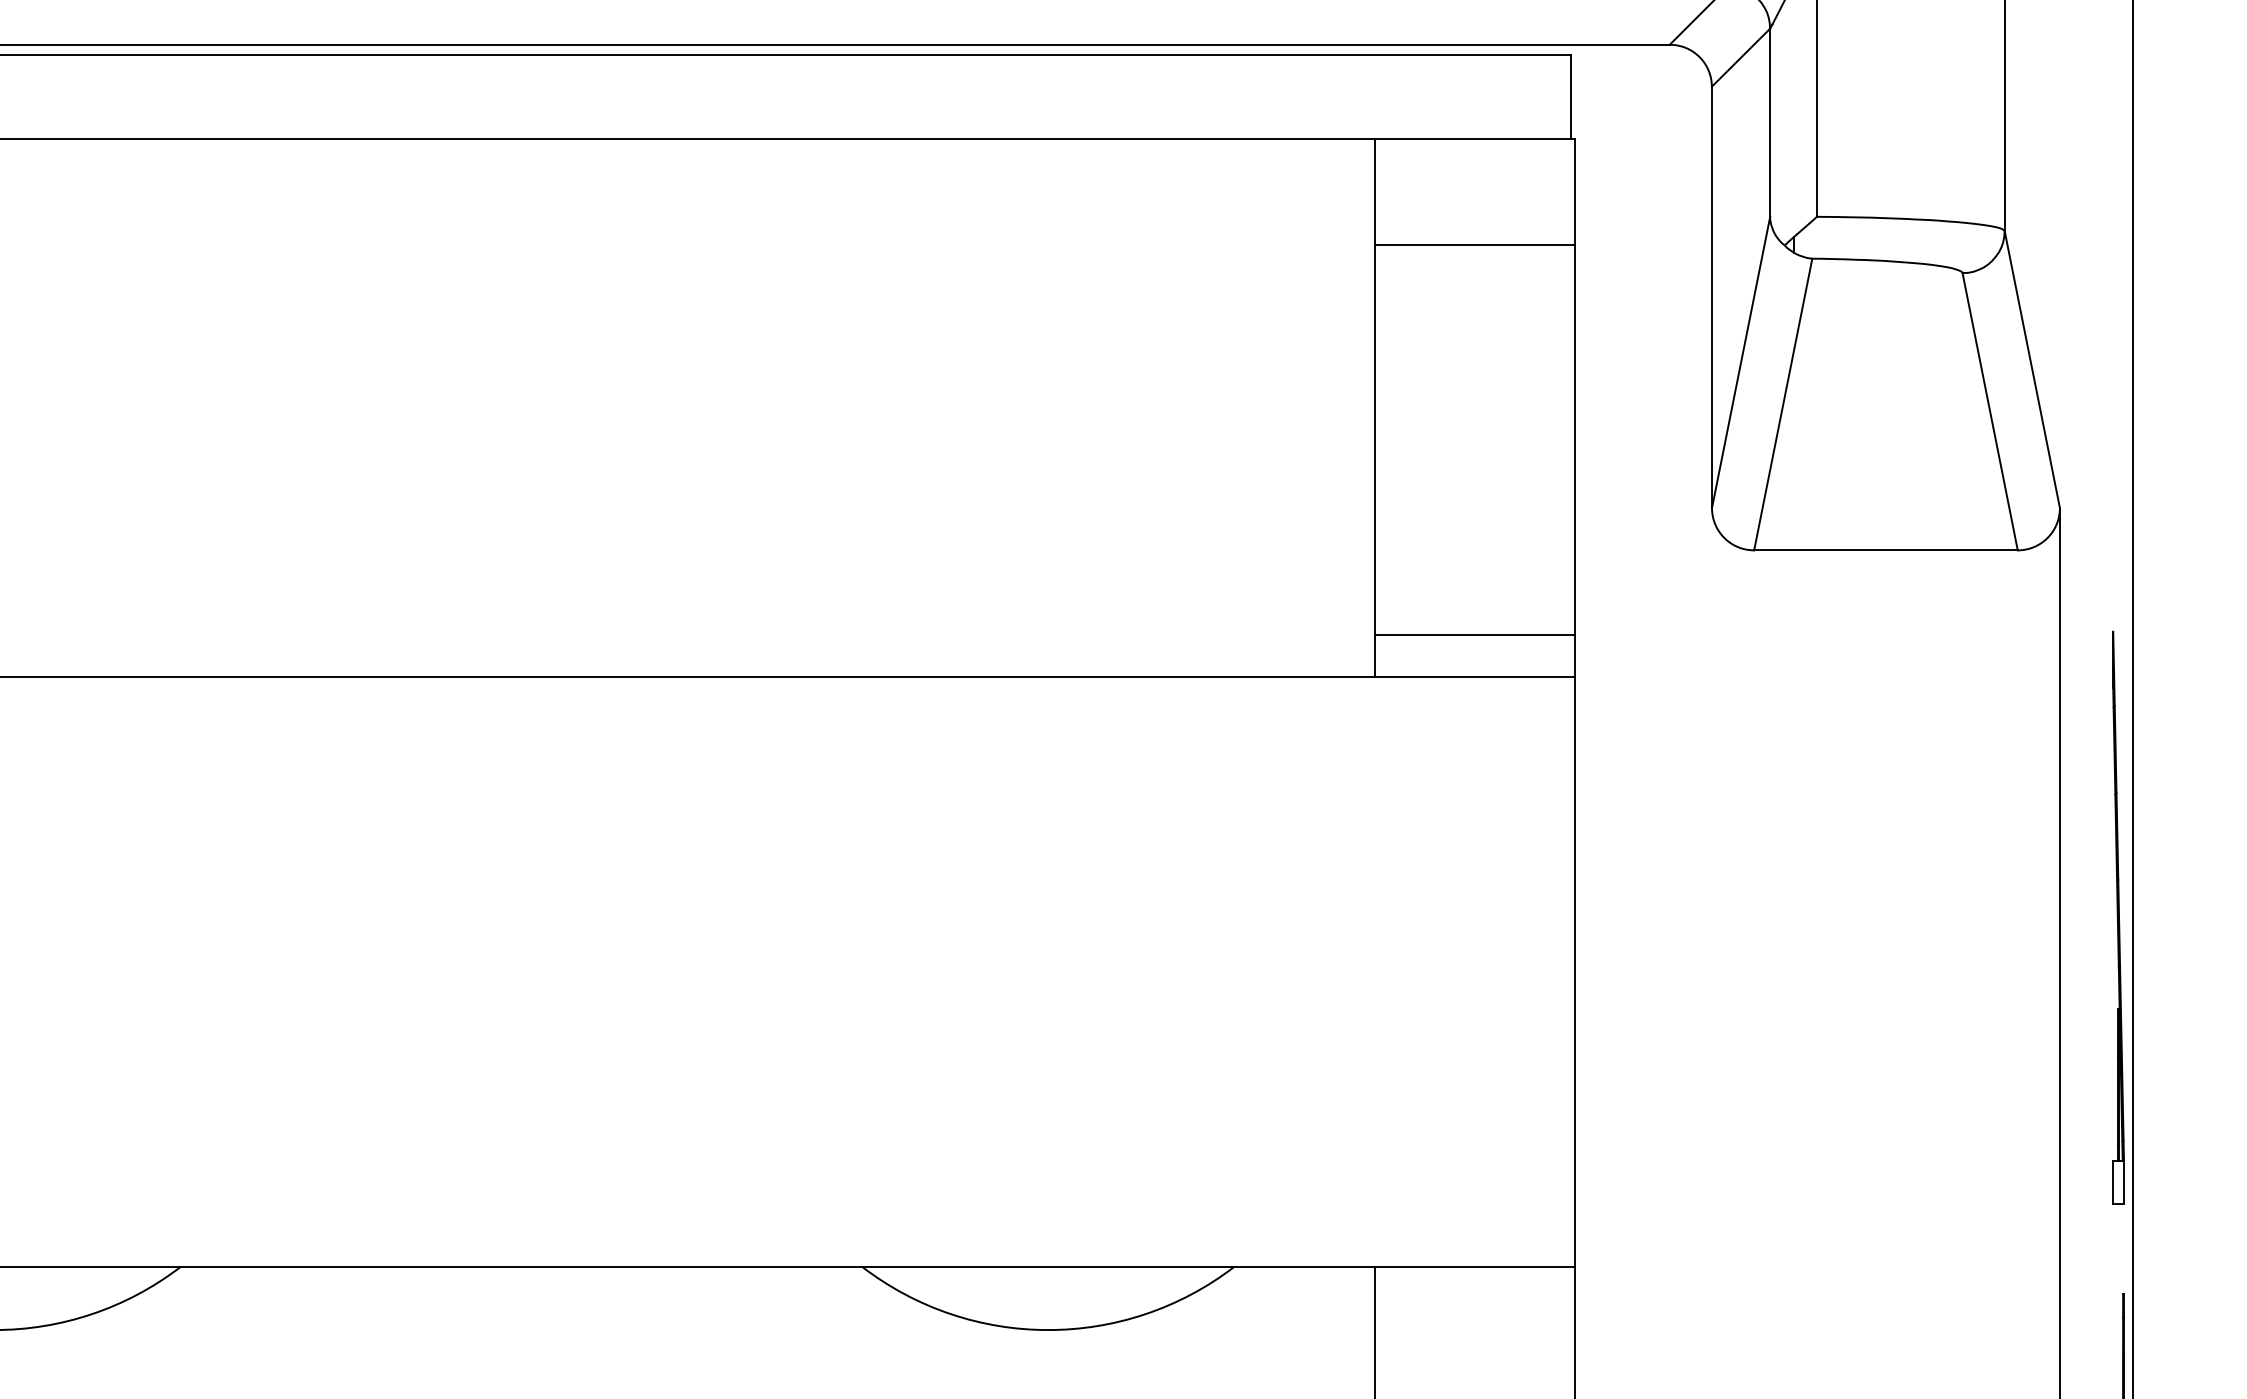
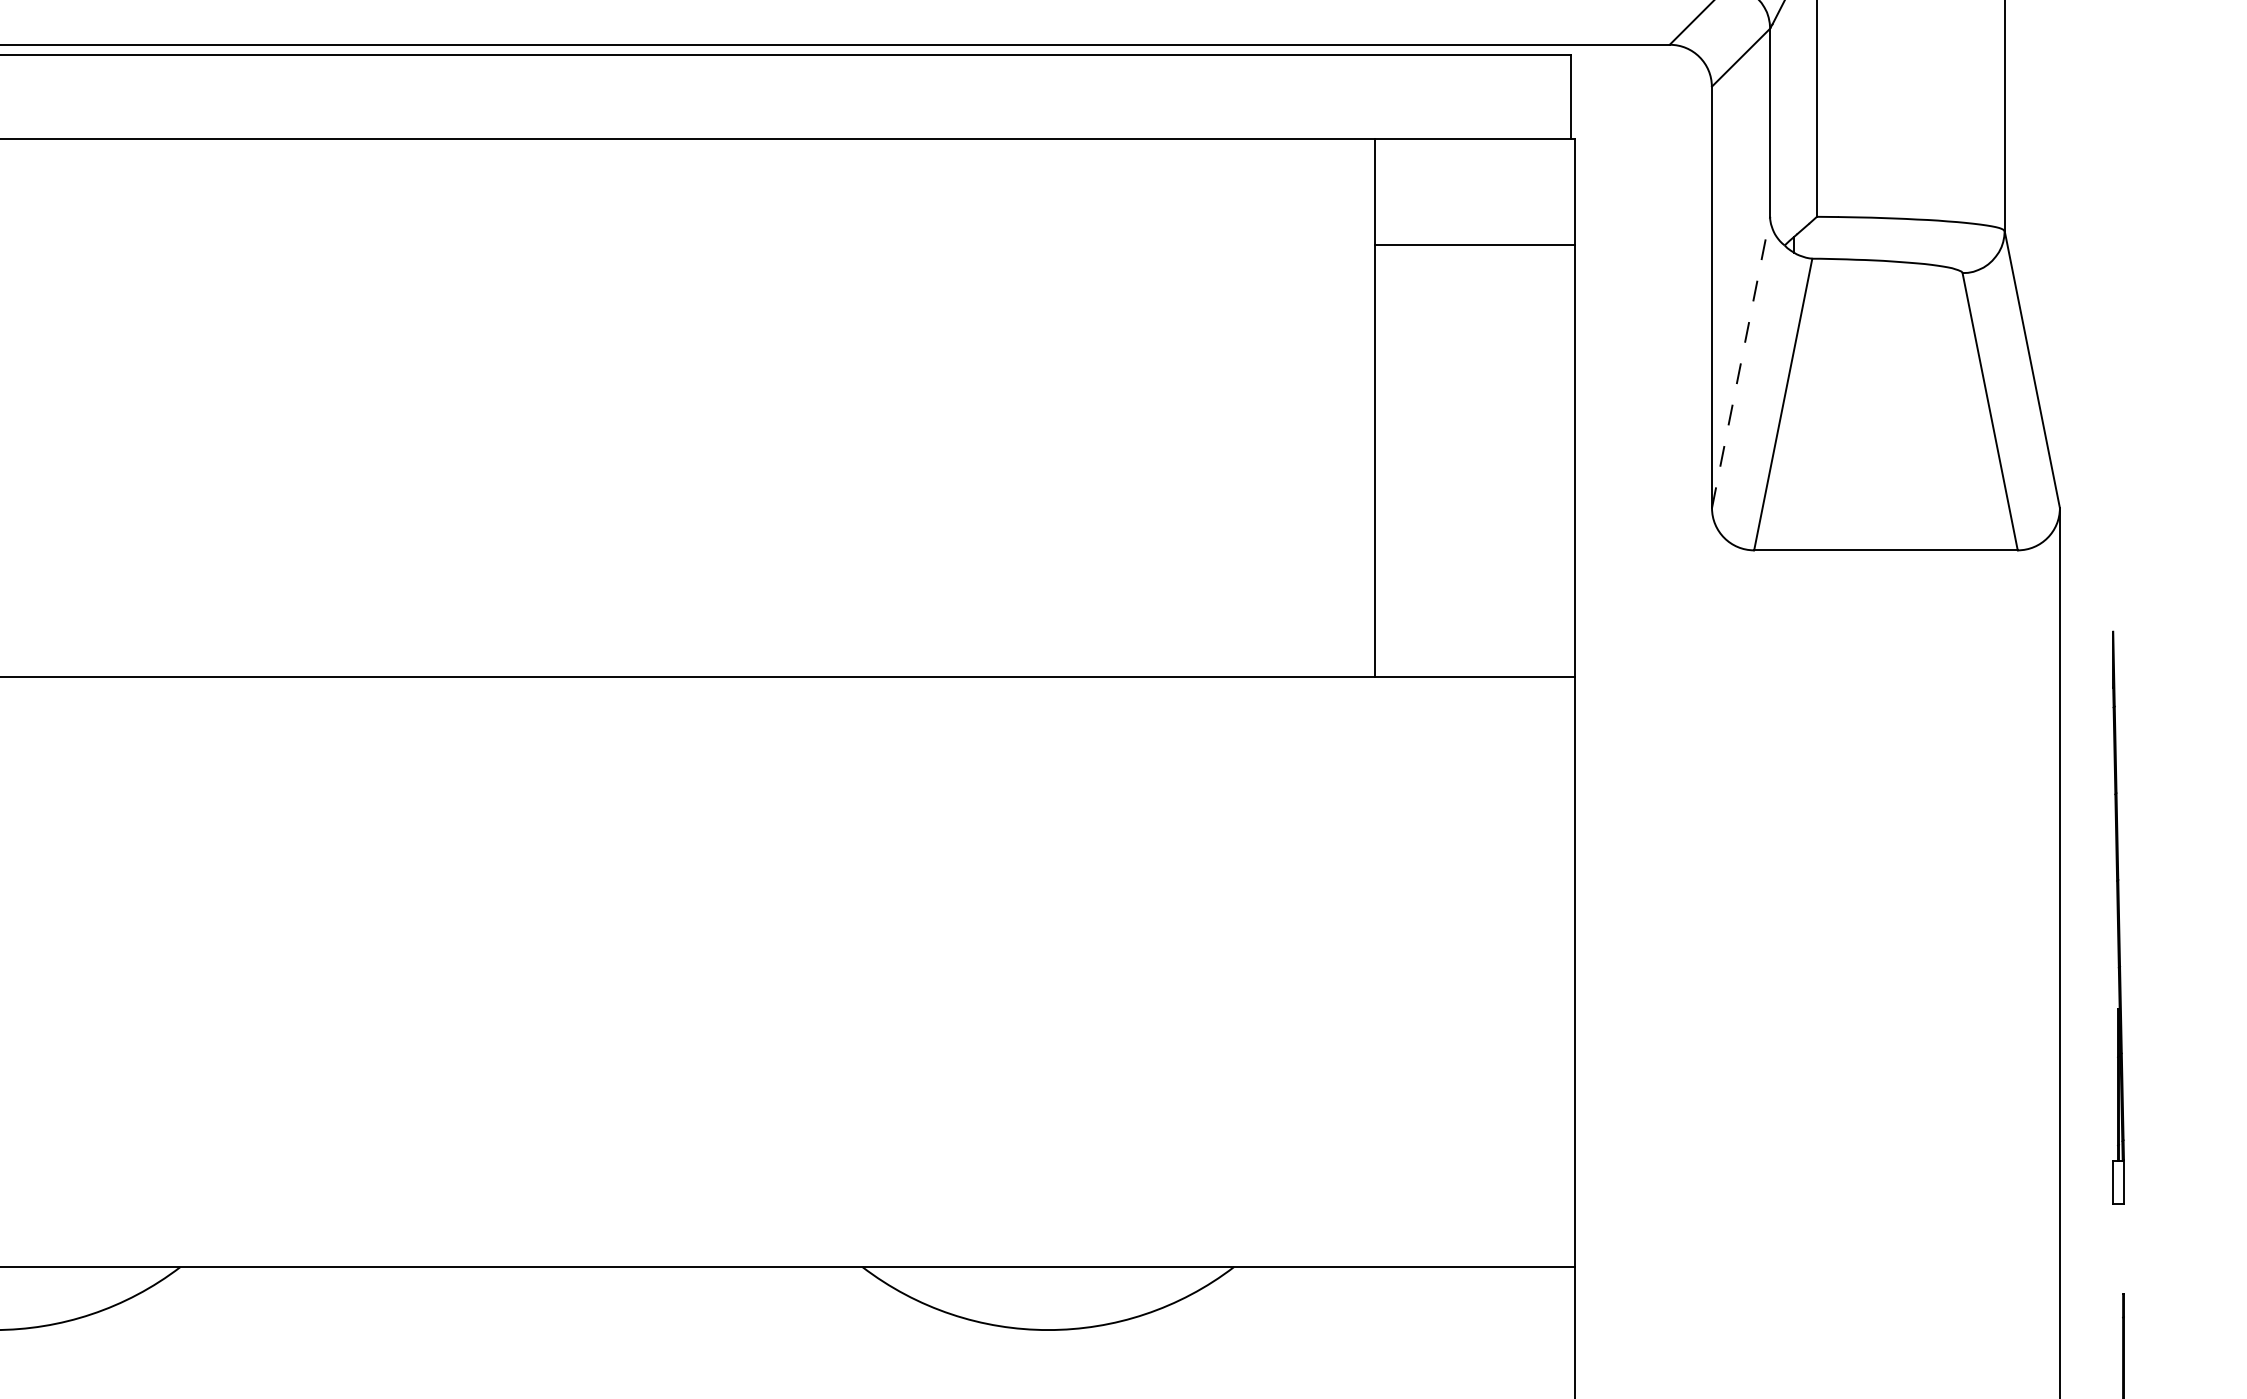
line: solid -> dashed (1741, 361)
line: present -> none (1474, 634)
line: present -> none (2133, 698)
line: present -> none (1374, 1330)
